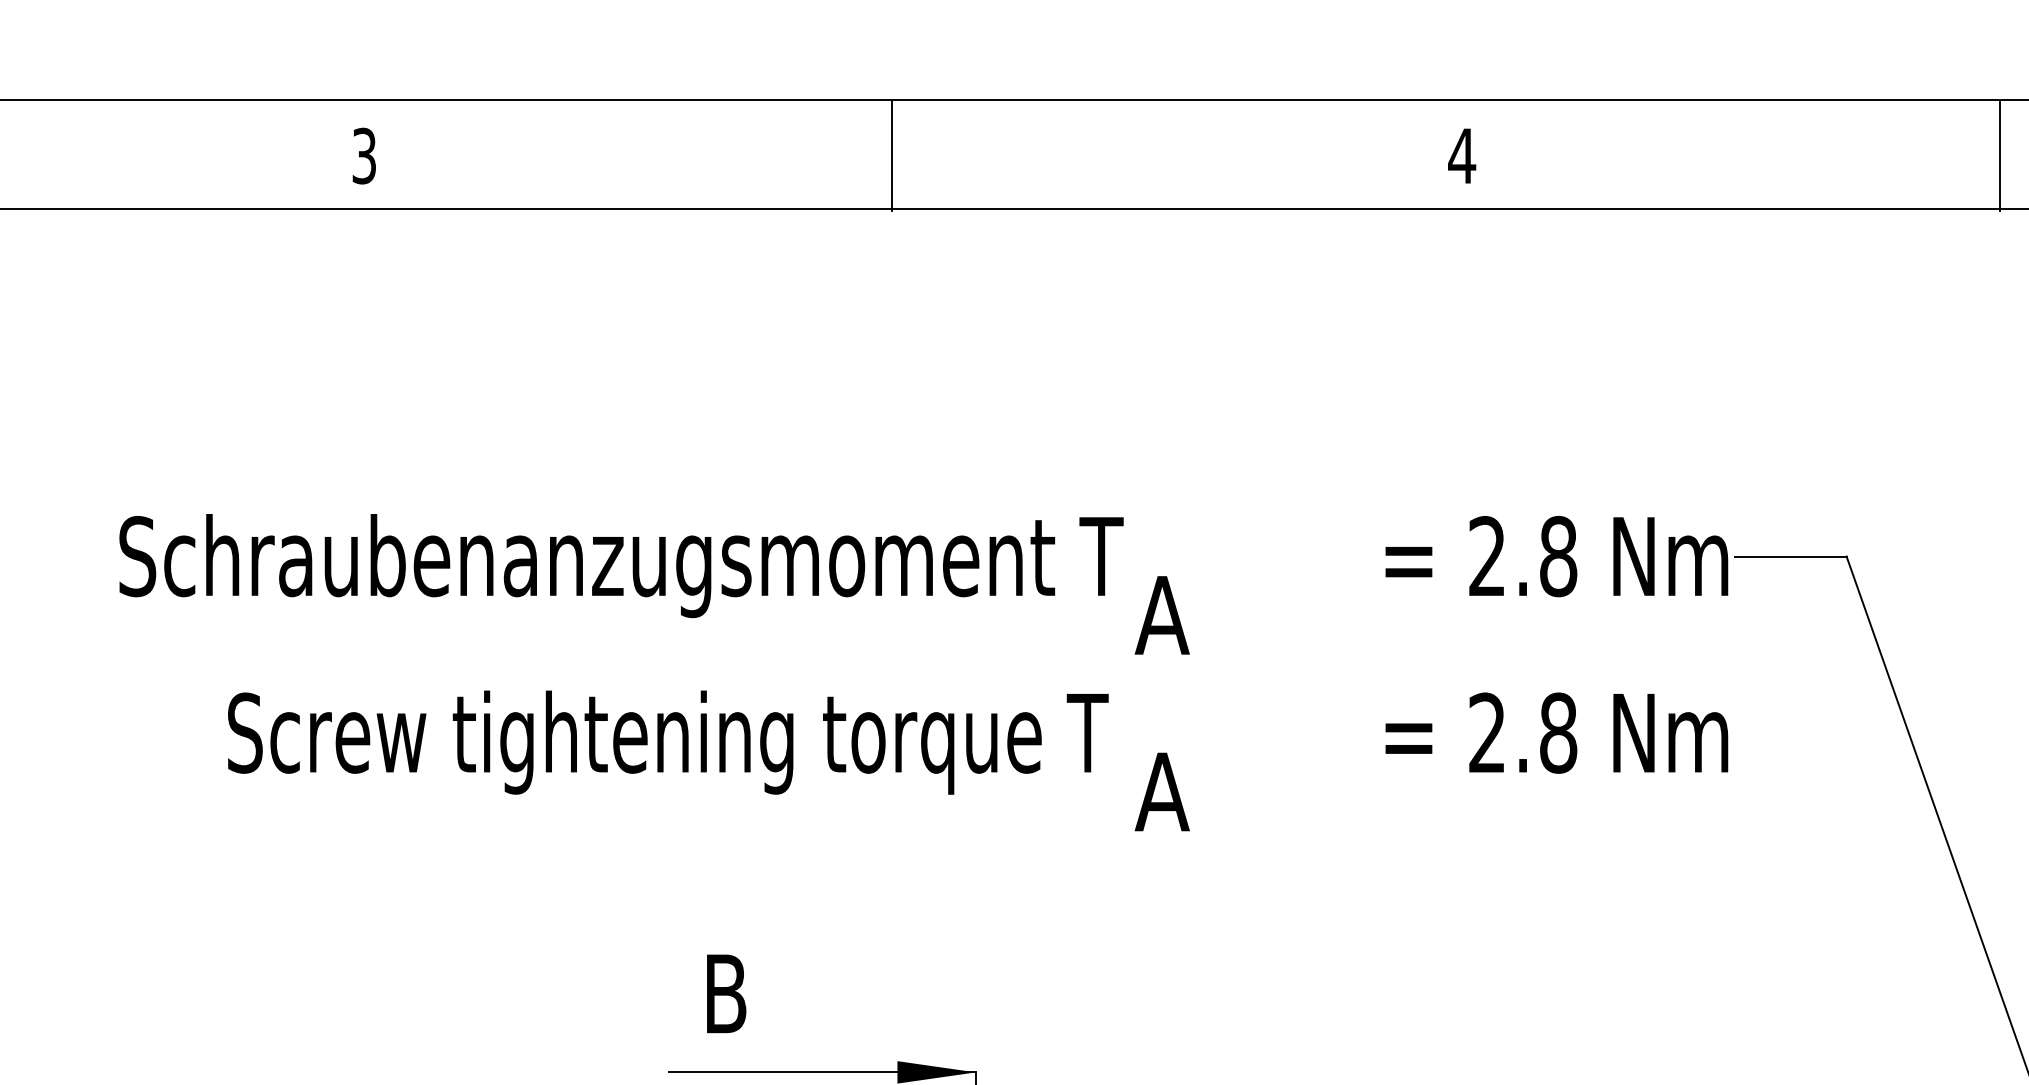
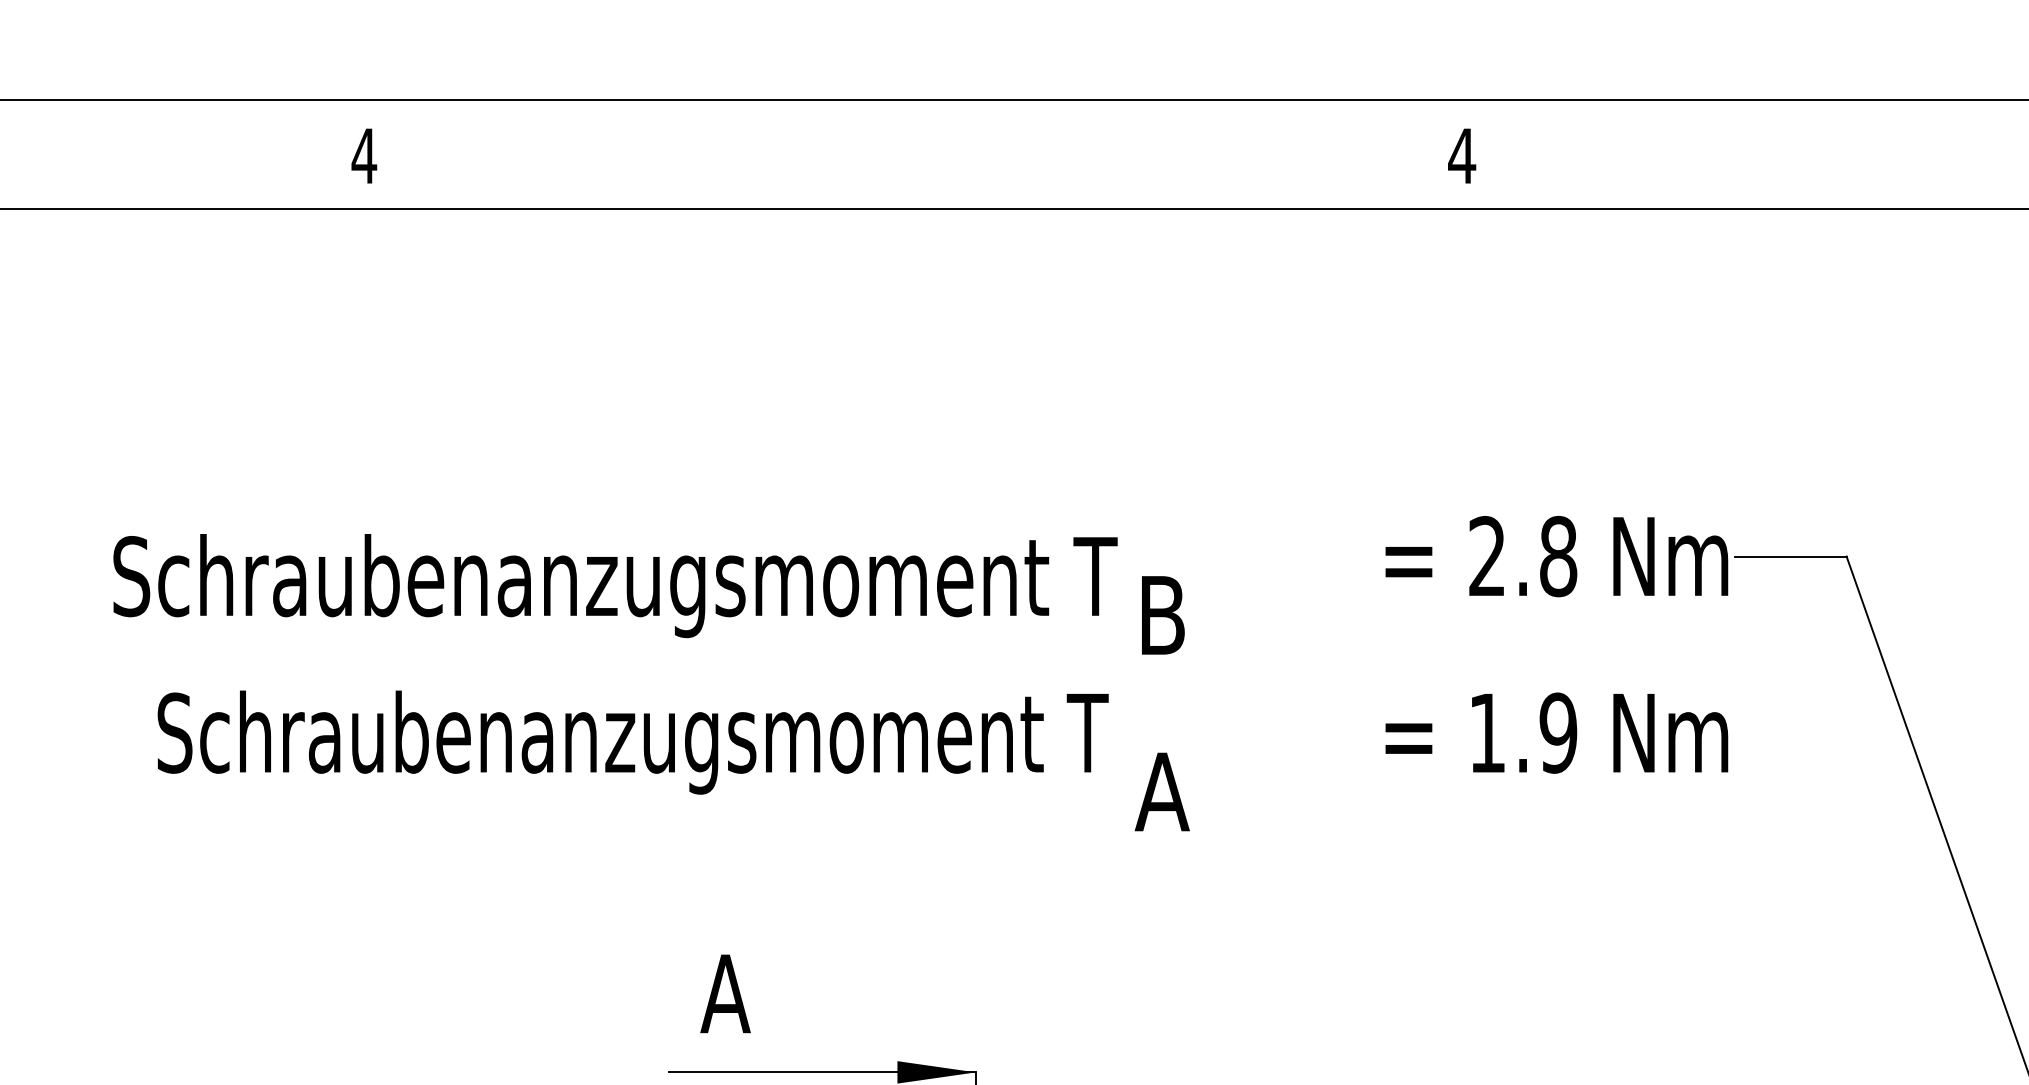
text: 3 -> 4 (364, 155)
line: present -> none (892, 155)
line: present -> none (1999, 155)
text position: (621, 566) -> (615, 586) (615, 586)
text: A -> B (1161, 615)
text: 2.8 -> 1.9 (1523, 732)
text: Screw tightening torque T -> Schraubenanzugsmoment T (600, 742)
text: B -> A (725, 993)
